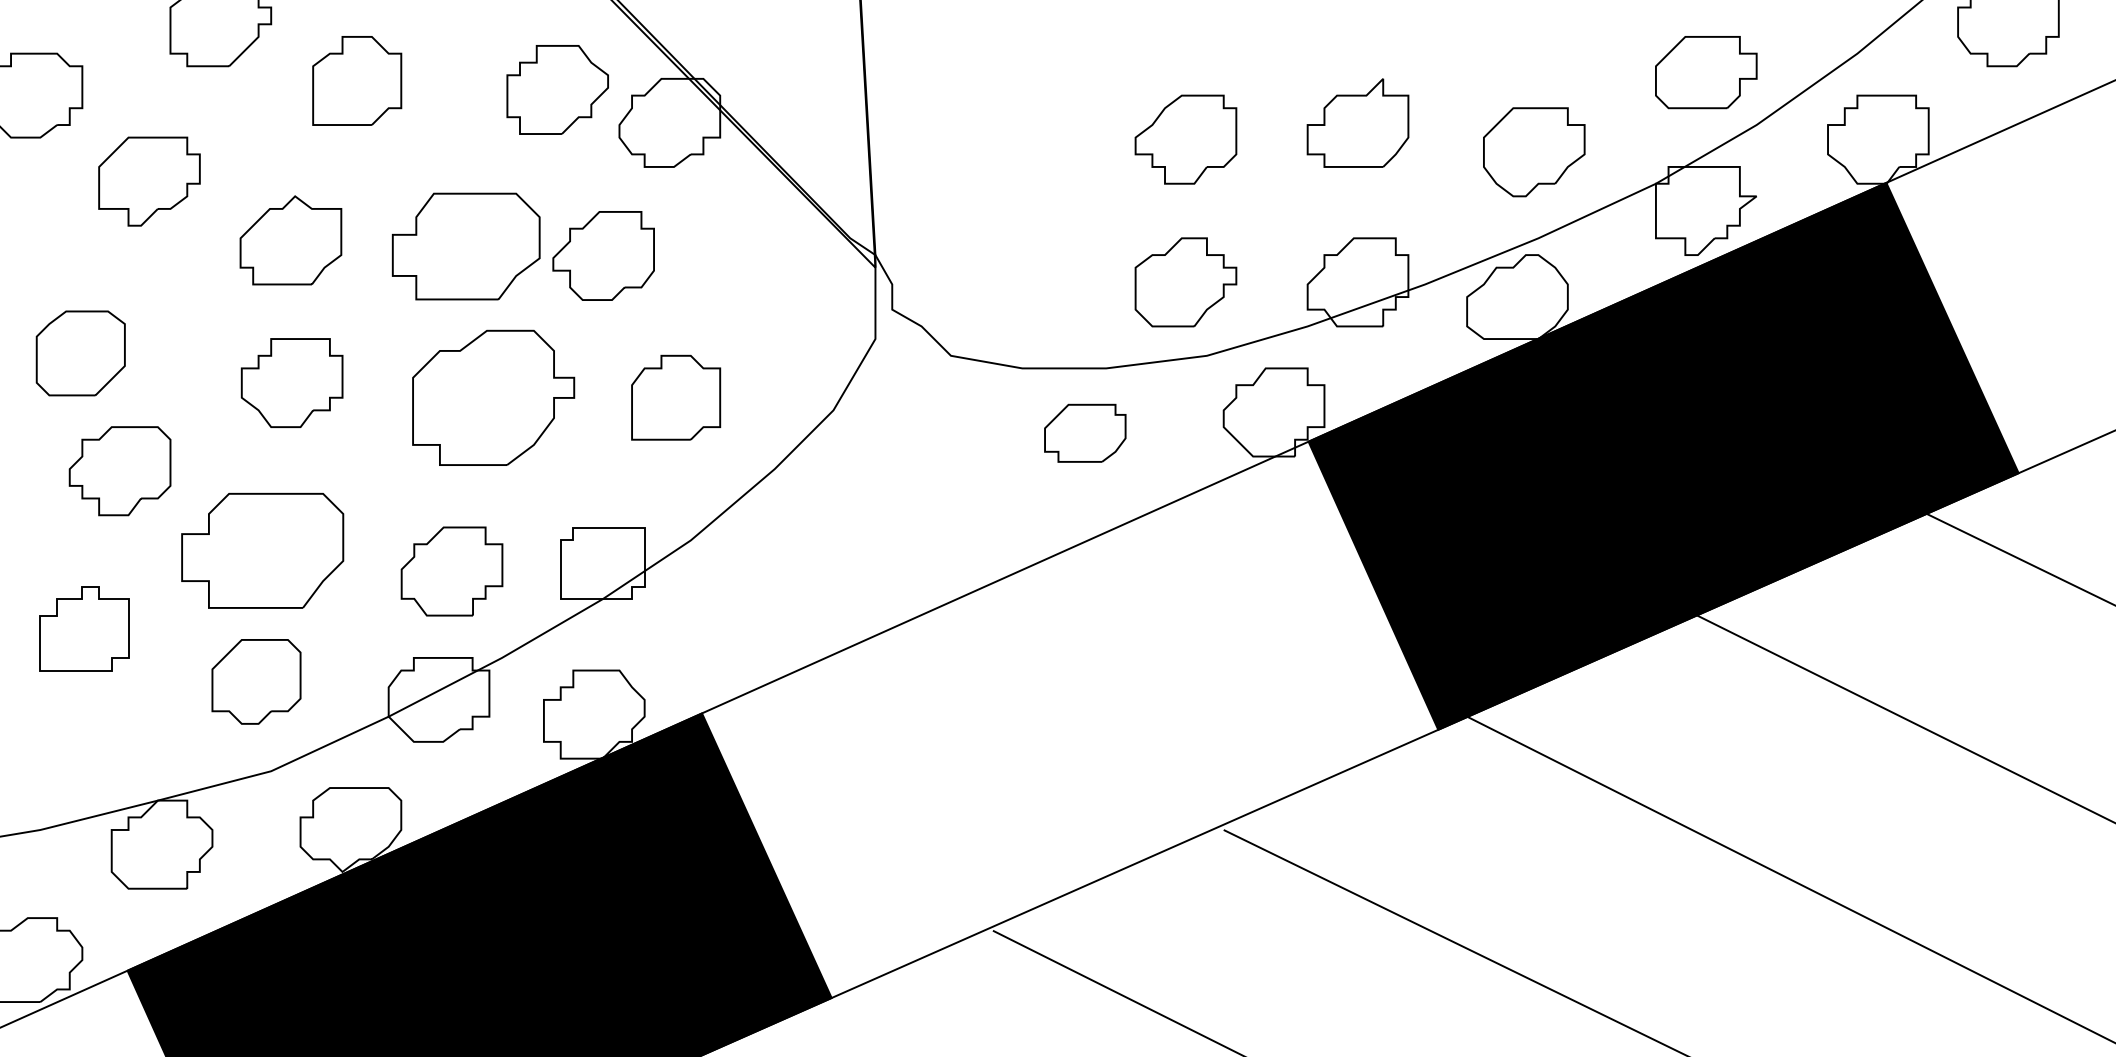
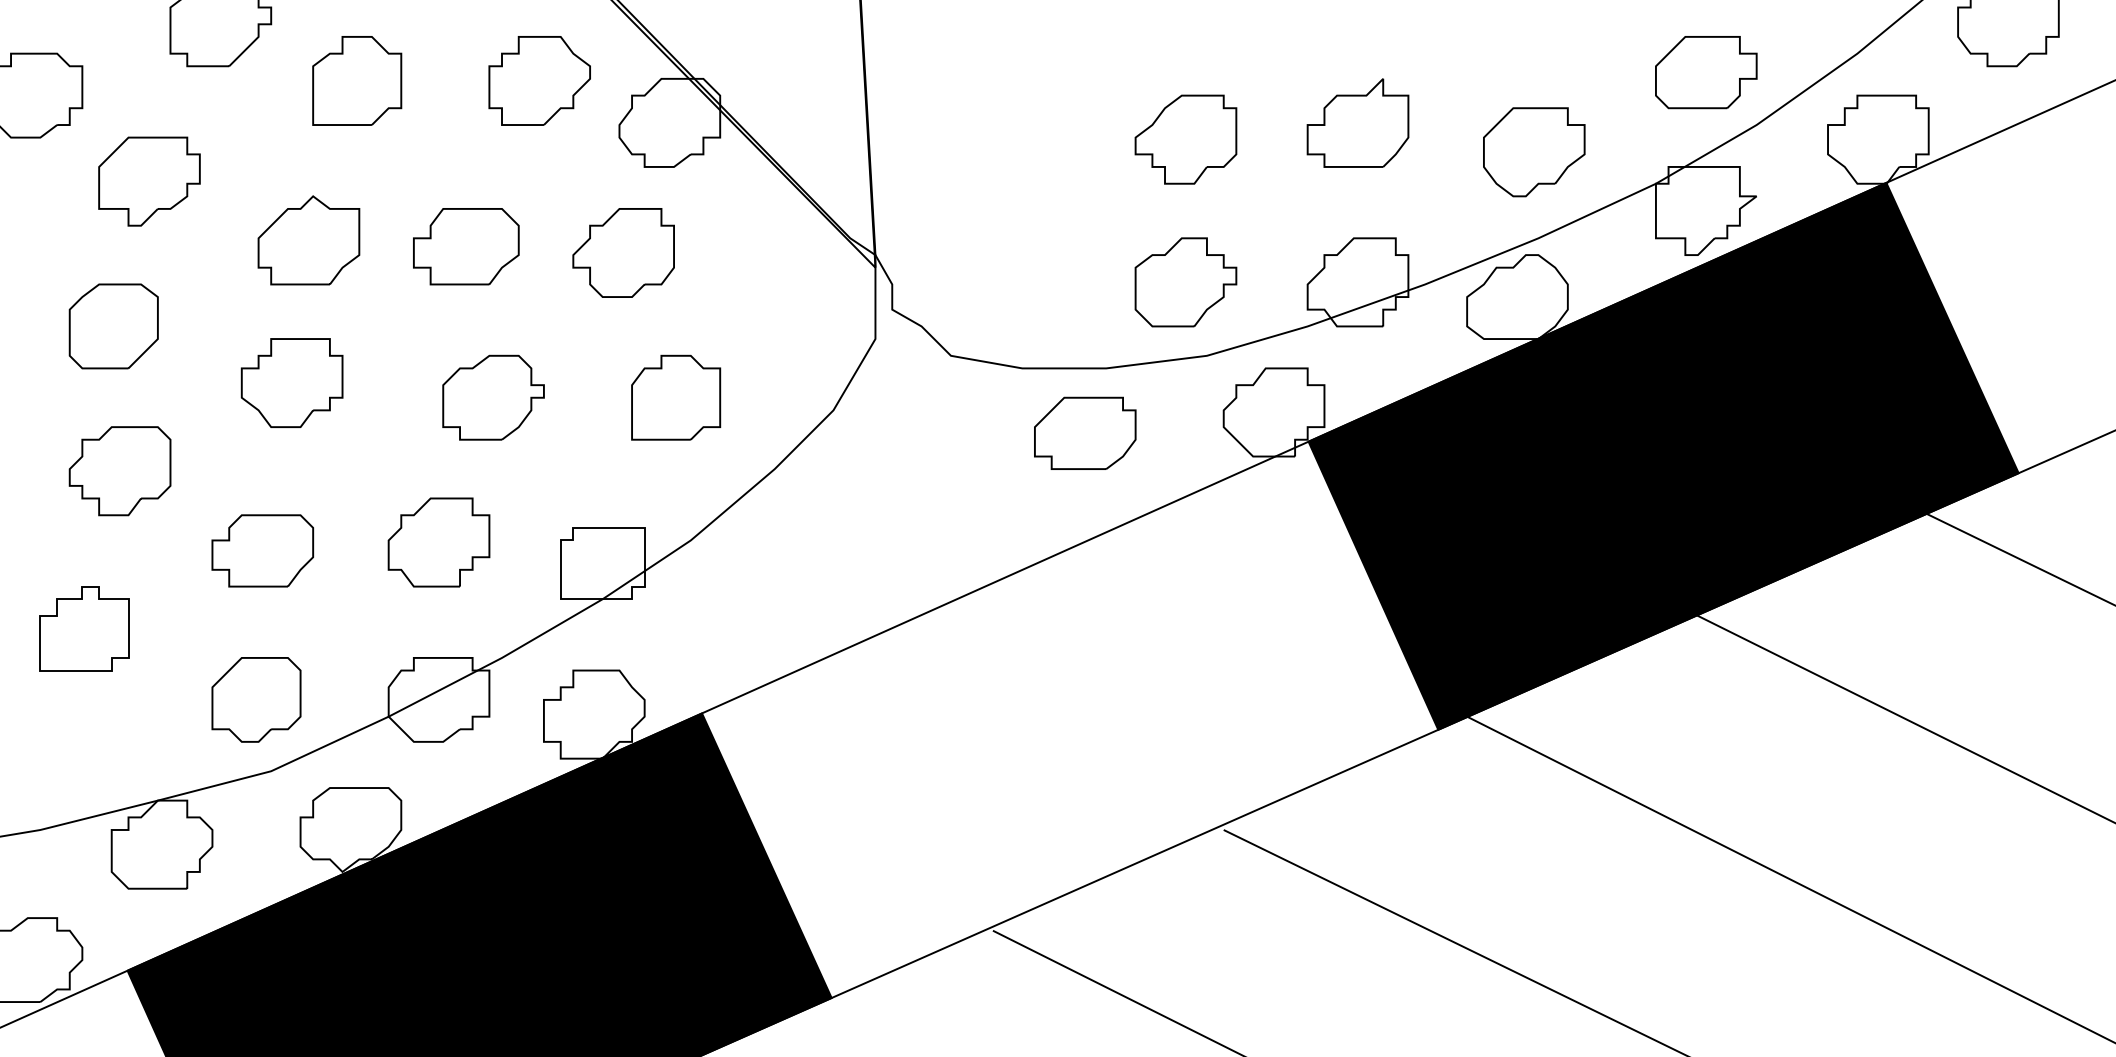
part position: (557, 89) -> (539, 80) (539, 80)
part position: (290, 240) -> (308, 240) (308, 240)
part size: 150x109 px -> 107x78 px (466, 246)
part position: (603, 255) -> (623, 252) (623, 252)
part position: (80, 353) -> (113, 326) (113, 326)
part size: 164x137 px -> 103x87 px (493, 397)
part size: 83x60 px -> 103x74 px (1085, 432)
part size: 164x117 px -> 104x74 px (262, 550)
part position: (451, 571) -> (438, 542) (438, 542)
part position: (256, 681) -> (256, 699) (256, 699)
